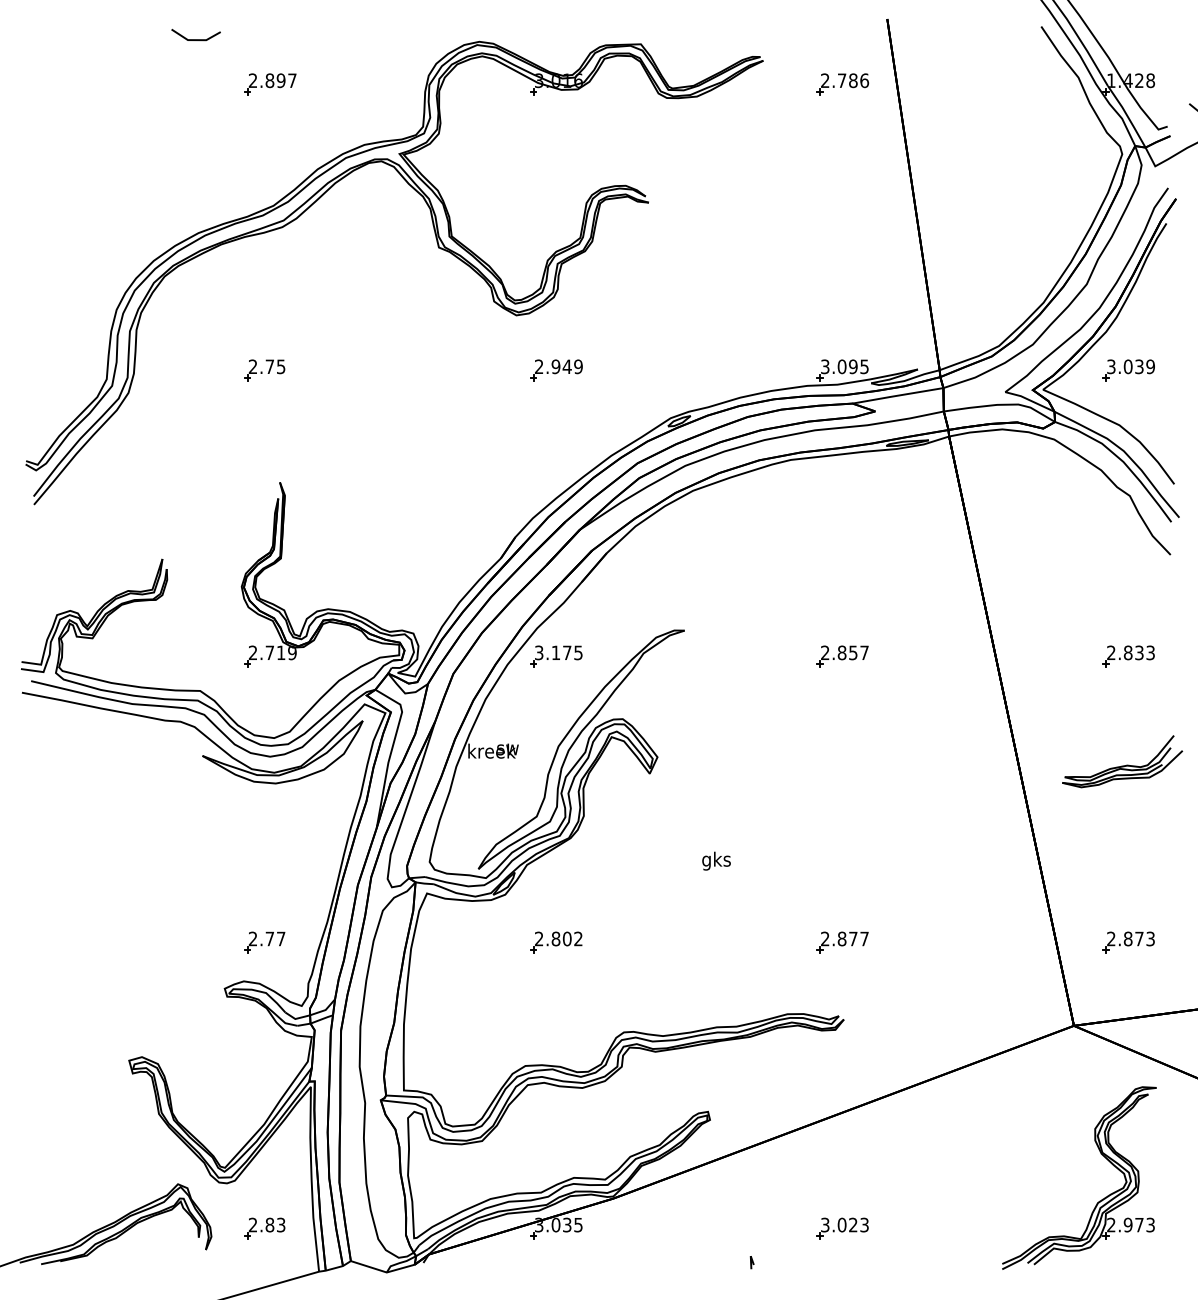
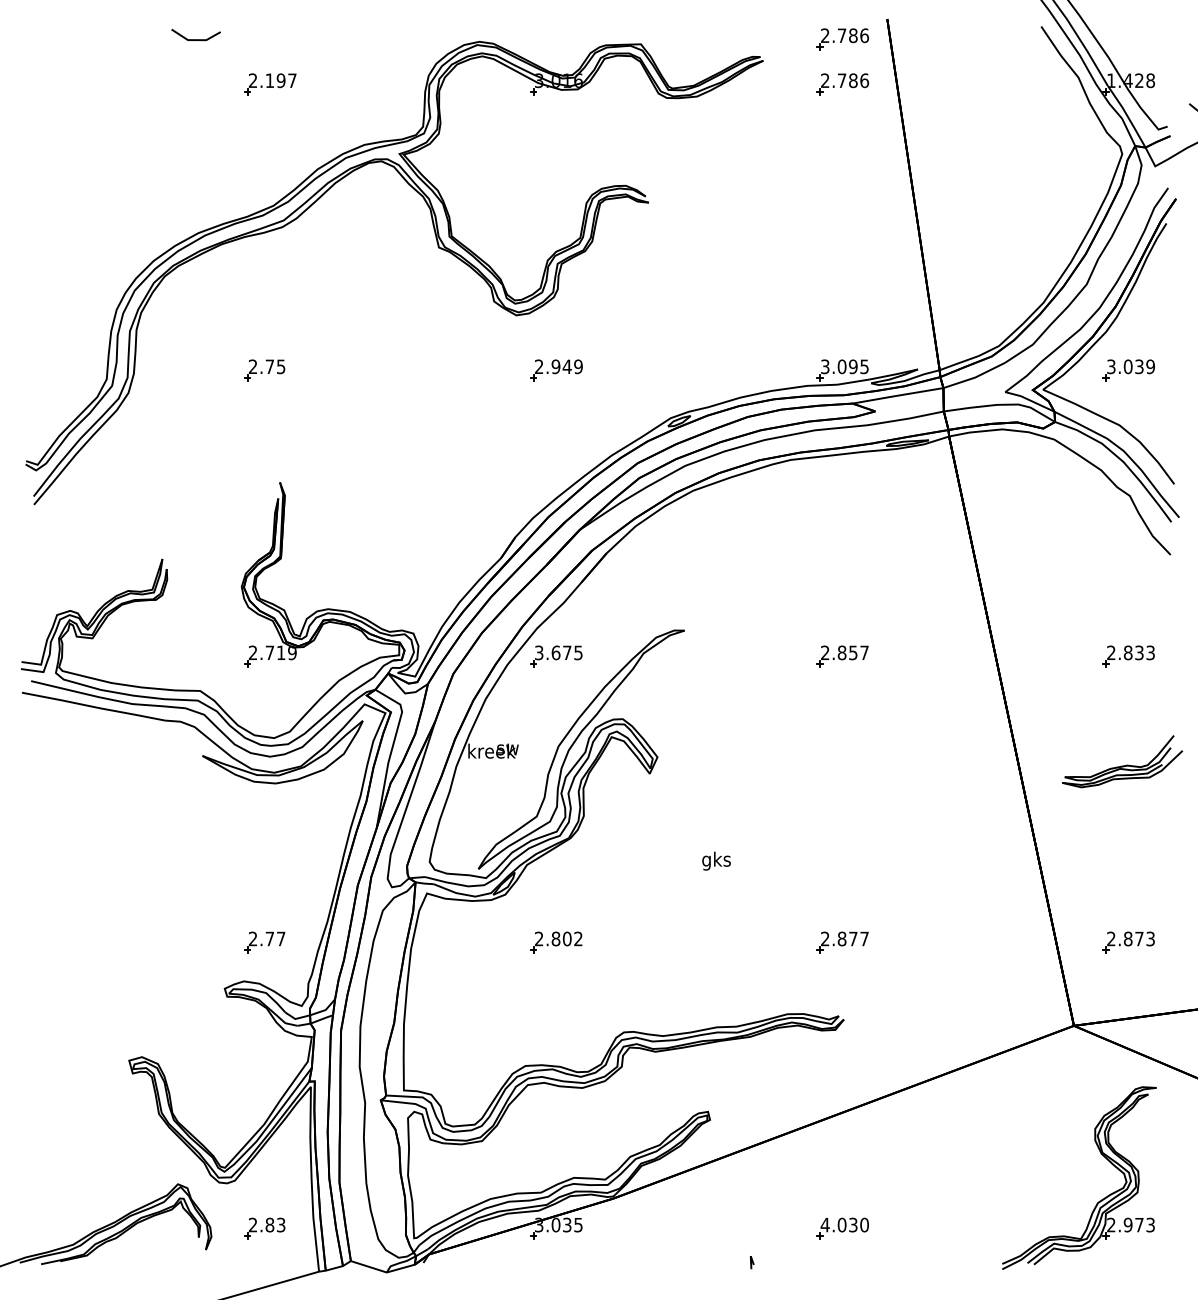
part: none -> present (842, 39)
text: 2.897 -> 2.197 (269, 80)
text: 3.175 -> 3.675 (555, 652)
text: 3.023 -> 4.030 (844, 1224)
